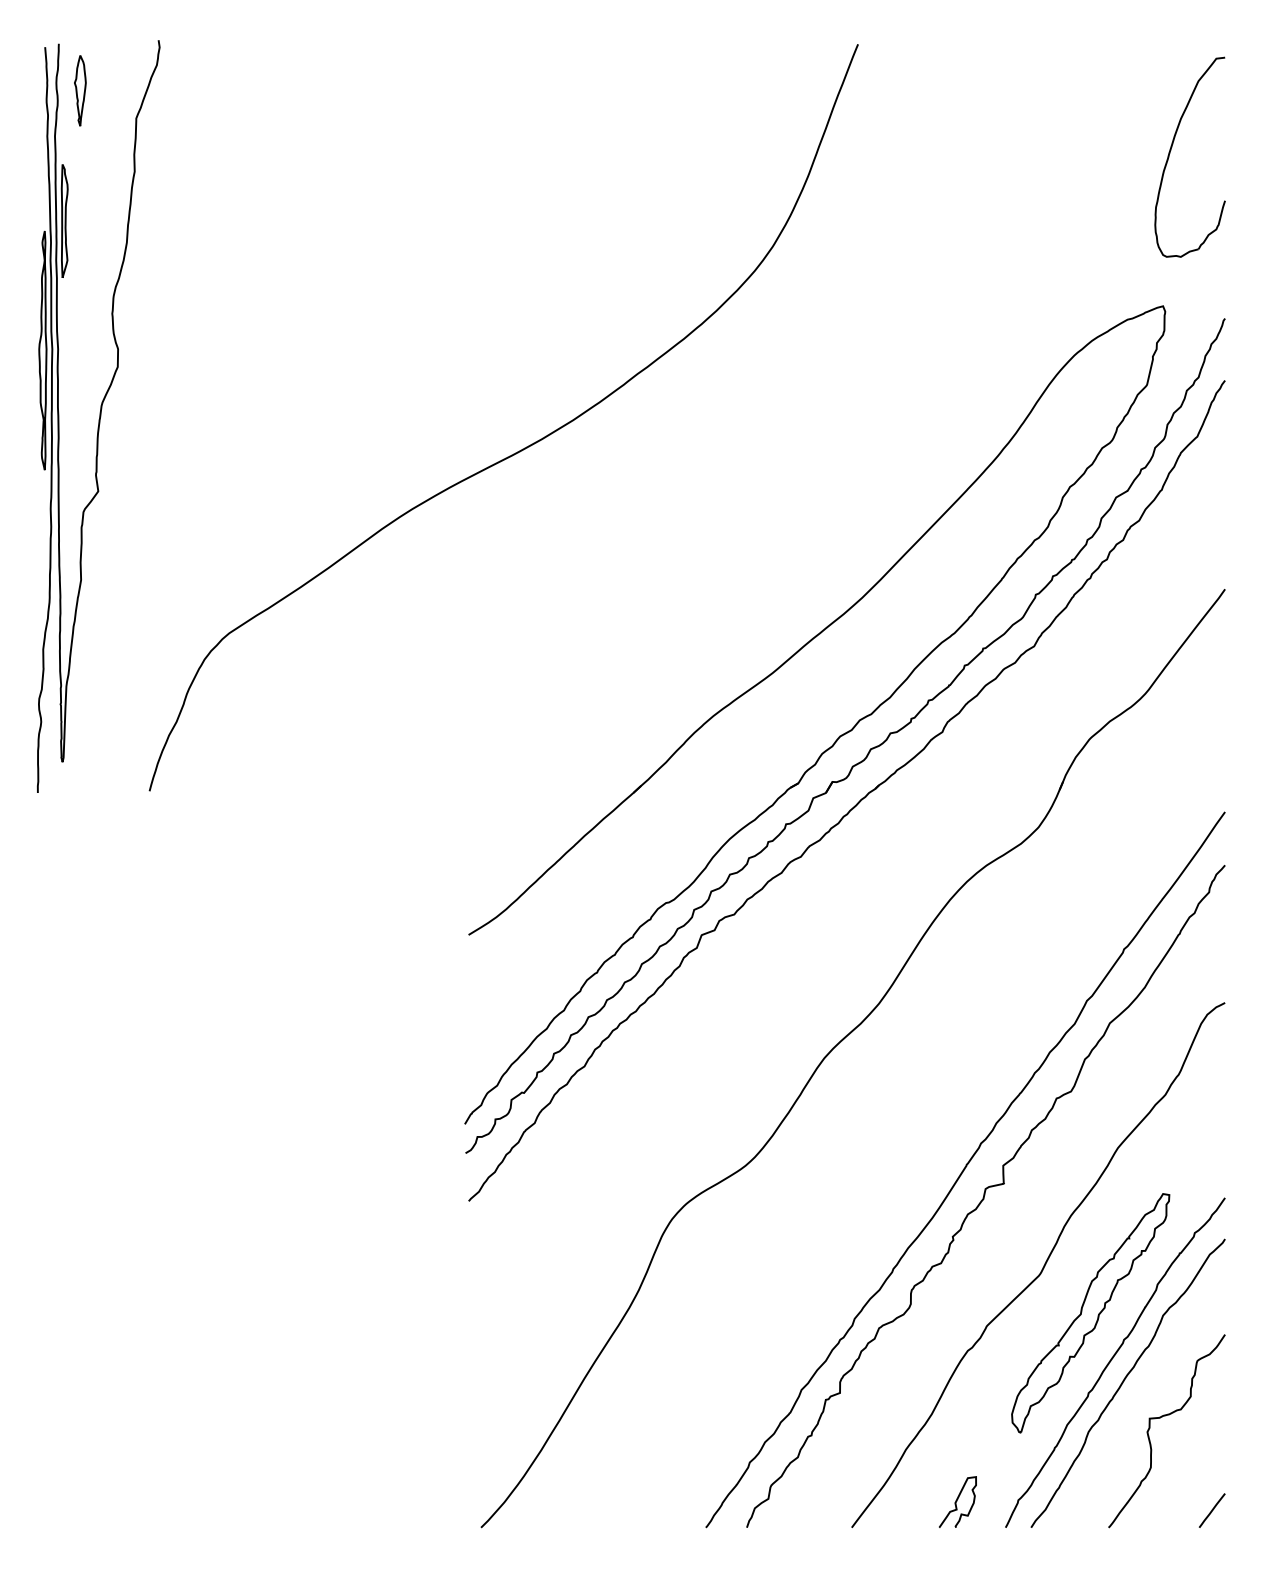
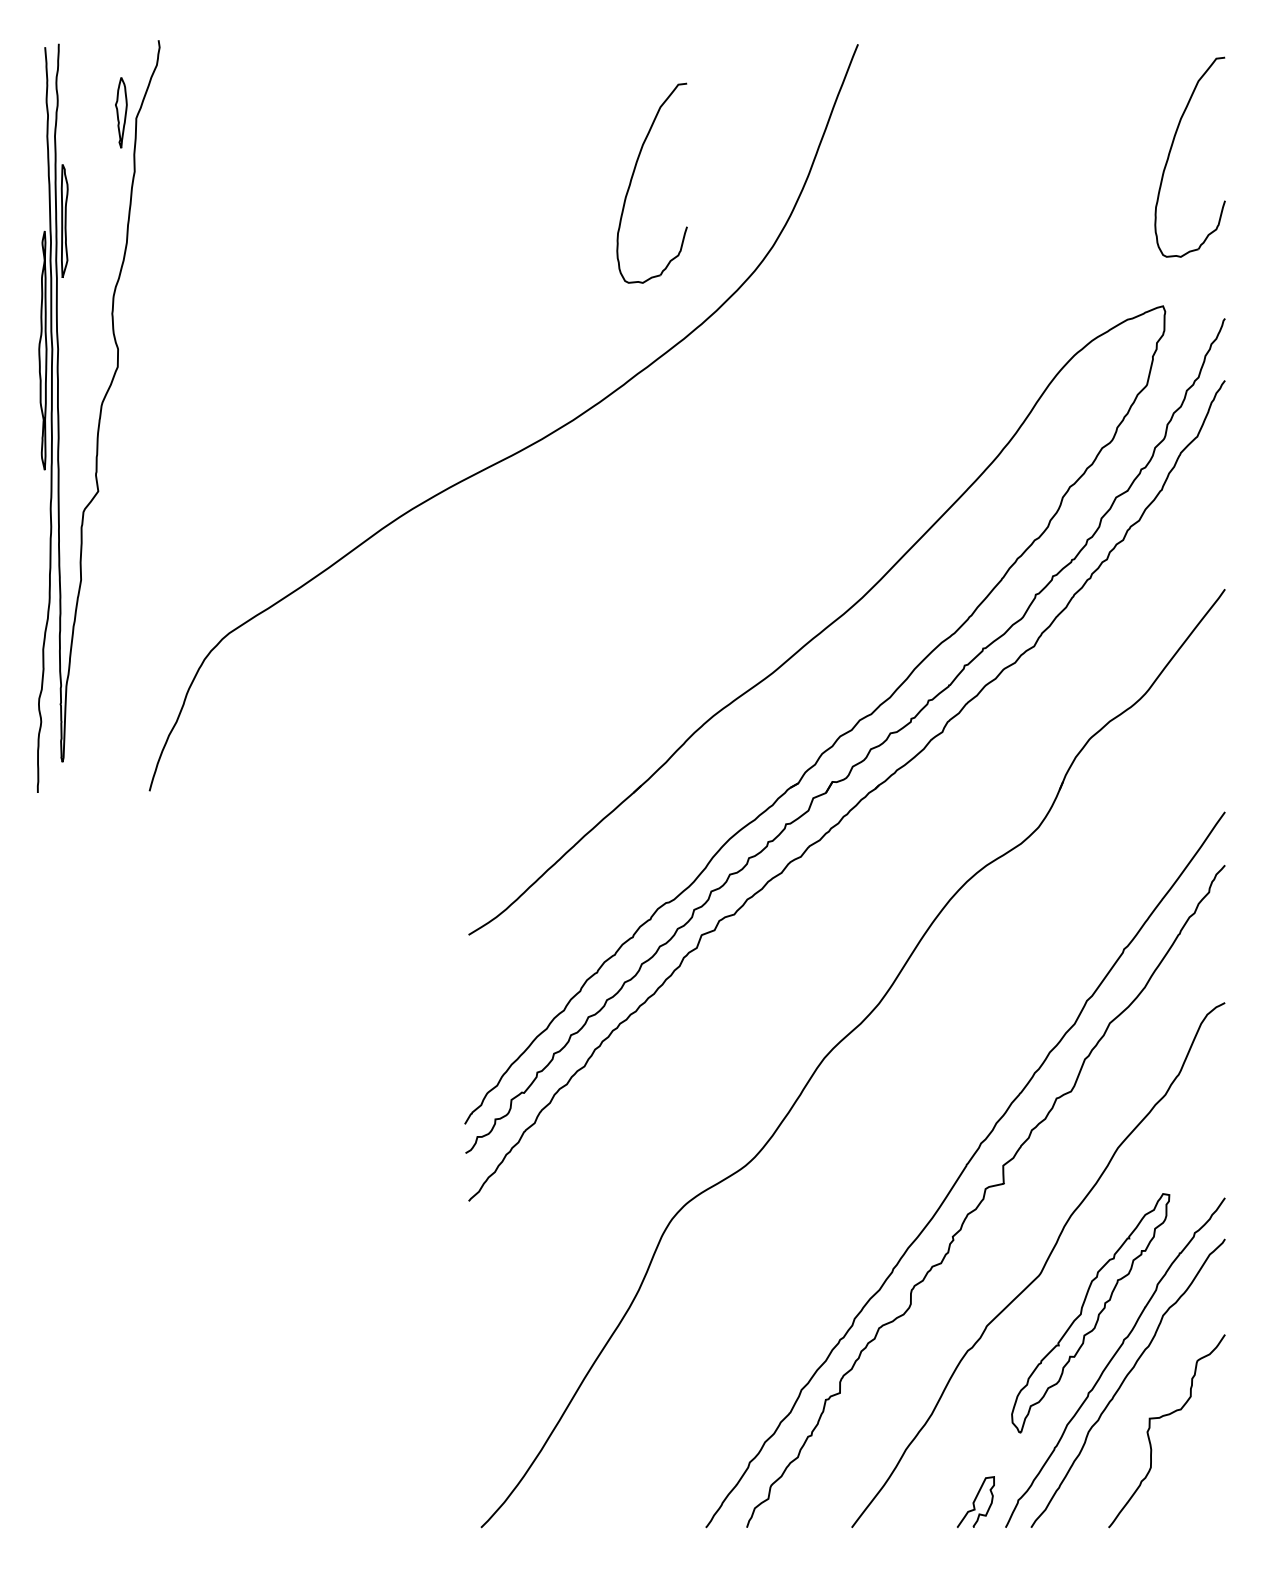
part position: (80, 90) -> (121, 112) (121, 112)
part: none -> present (633, 176)
curve position: (957, 1501) -> (975, 1501) (975, 1501)
line: present -> none (1211, 1510)
